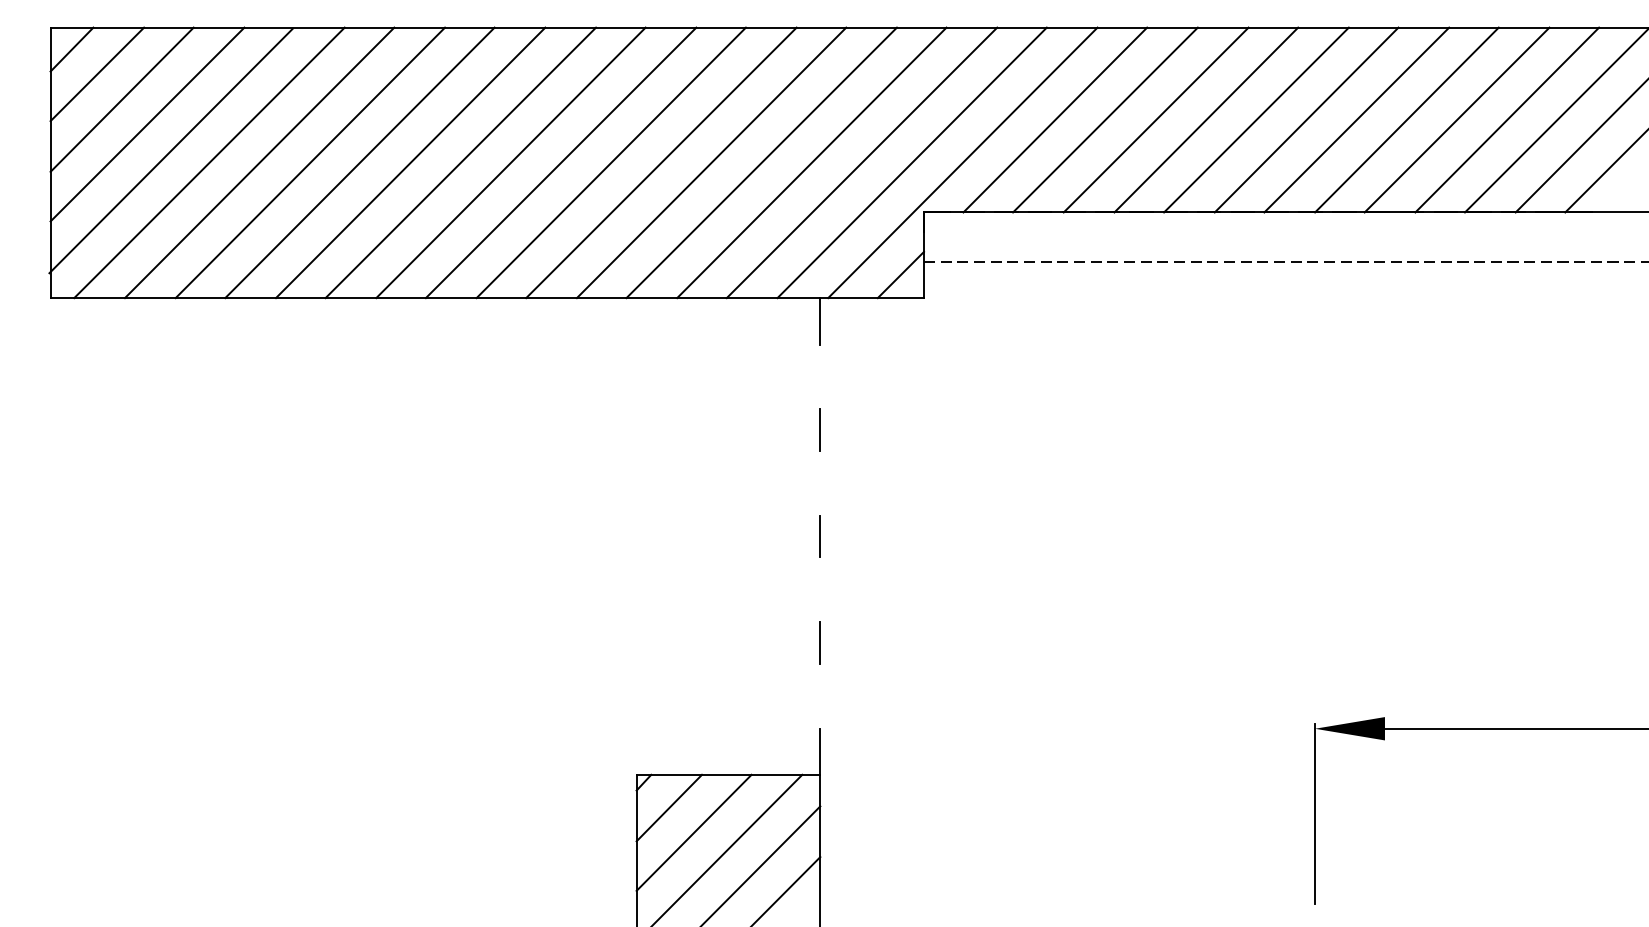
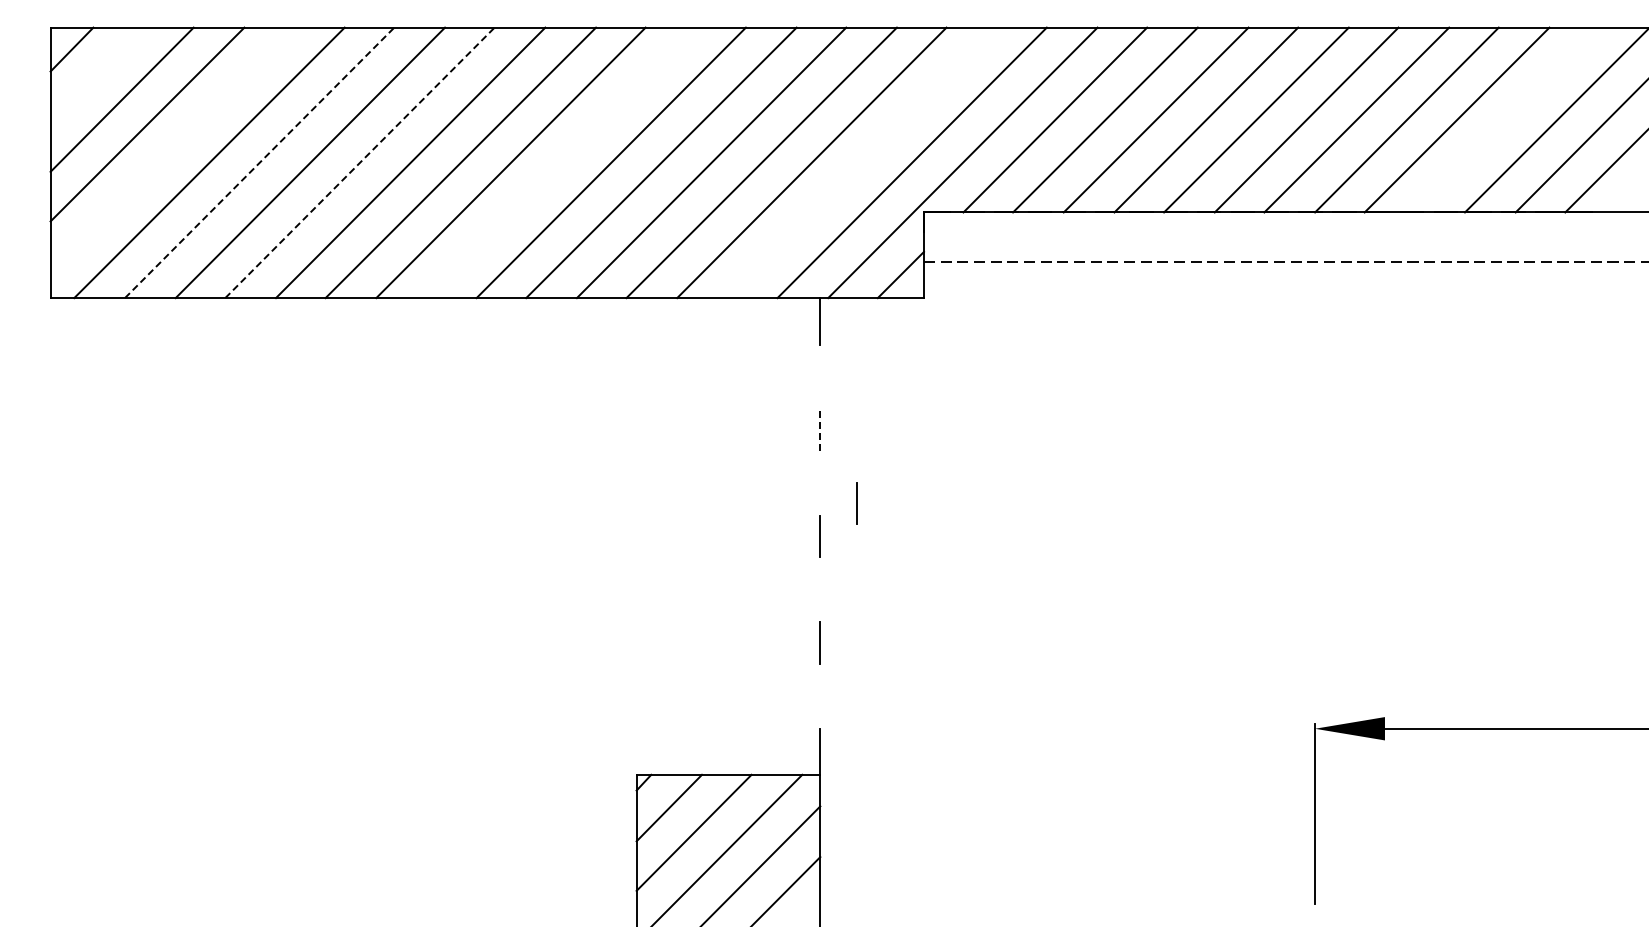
line: present -> none (97, 74)
line: present -> none (1507, 119)
line: present -> none (170, 150)
line: solid -> dashed (259, 162)
line: solid -> dashed (359, 162)
line: present -> none (560, 162)
line: present -> none (861, 162)
line: solid -> dashed (820, 429)
line: none -> present (856, 503)
